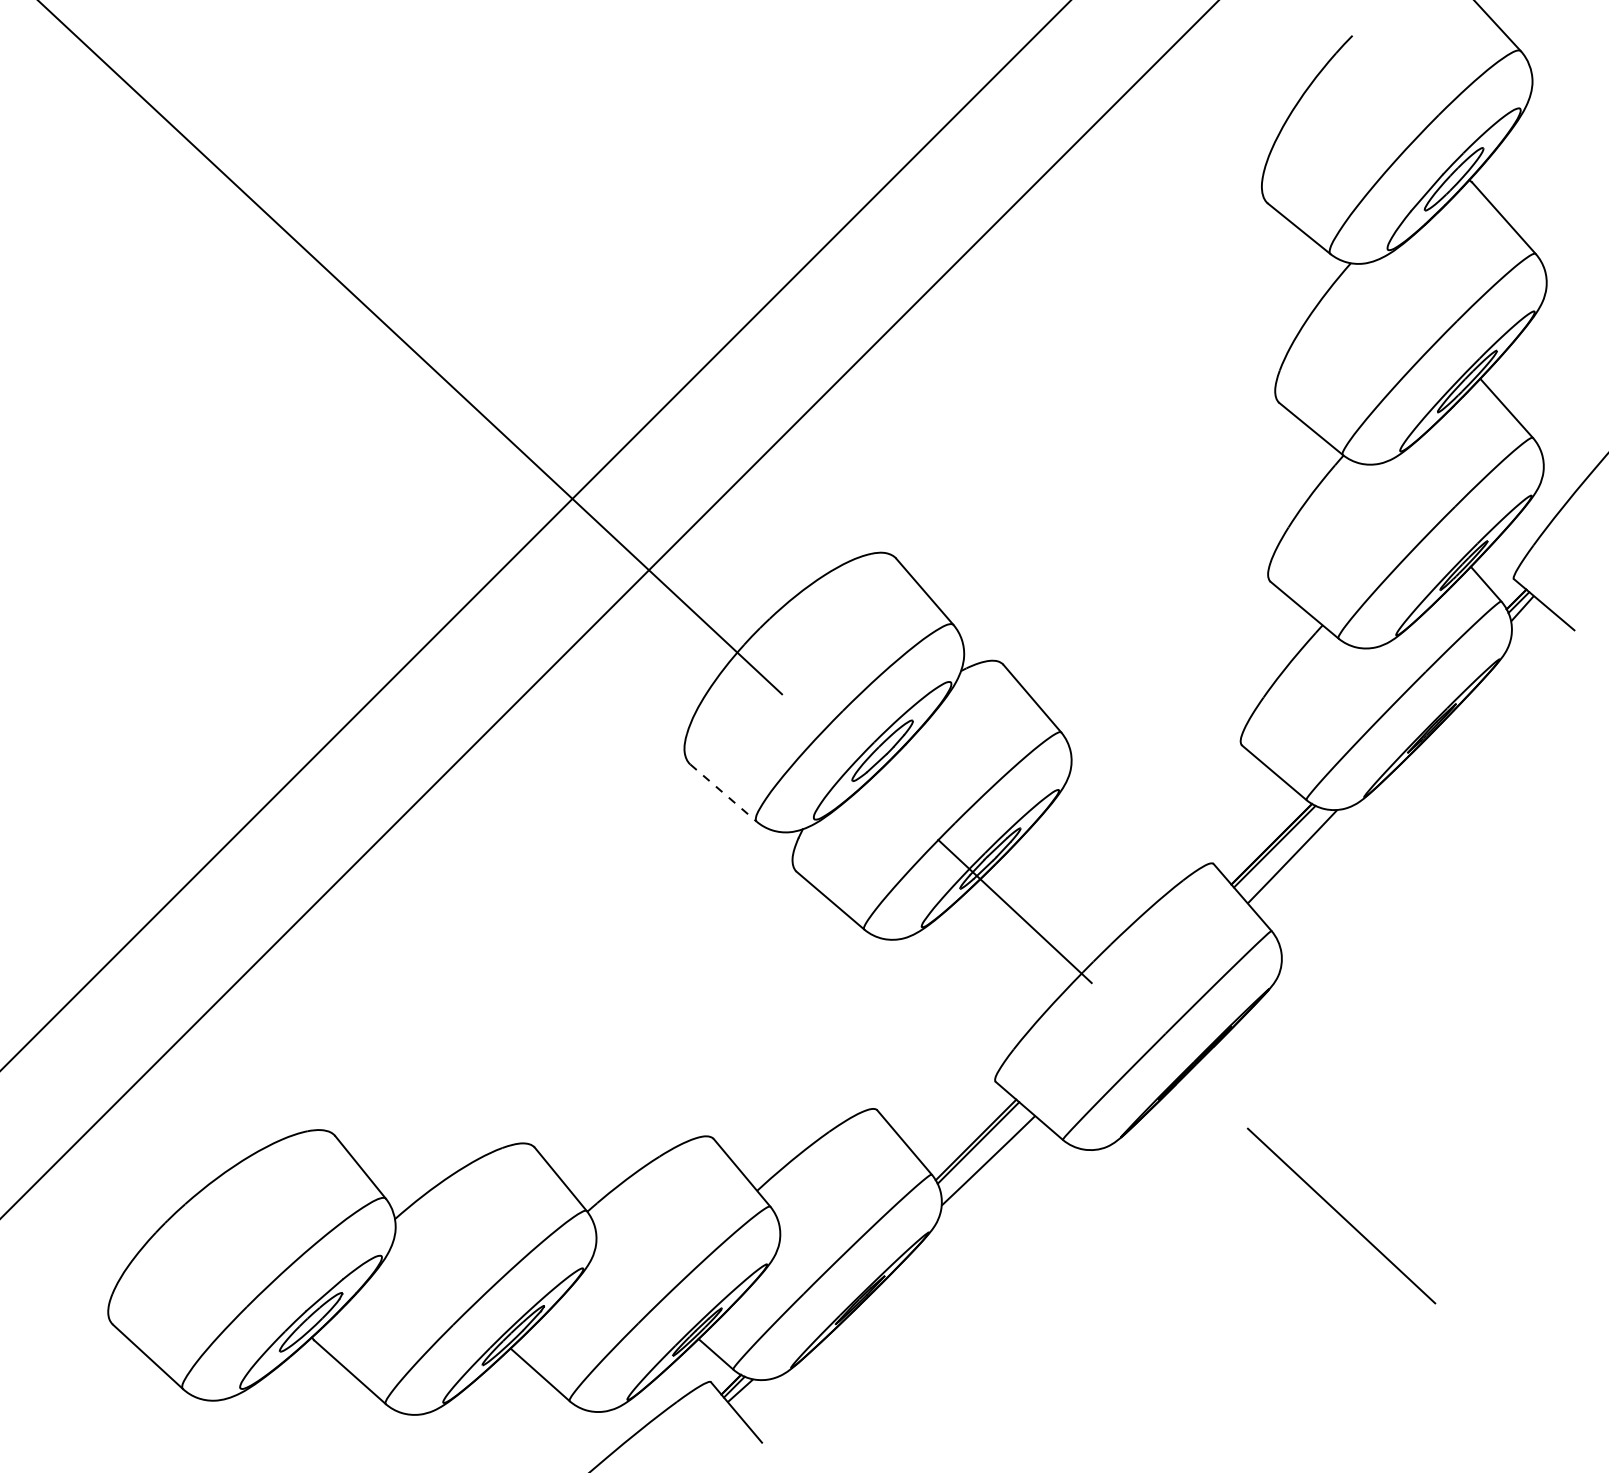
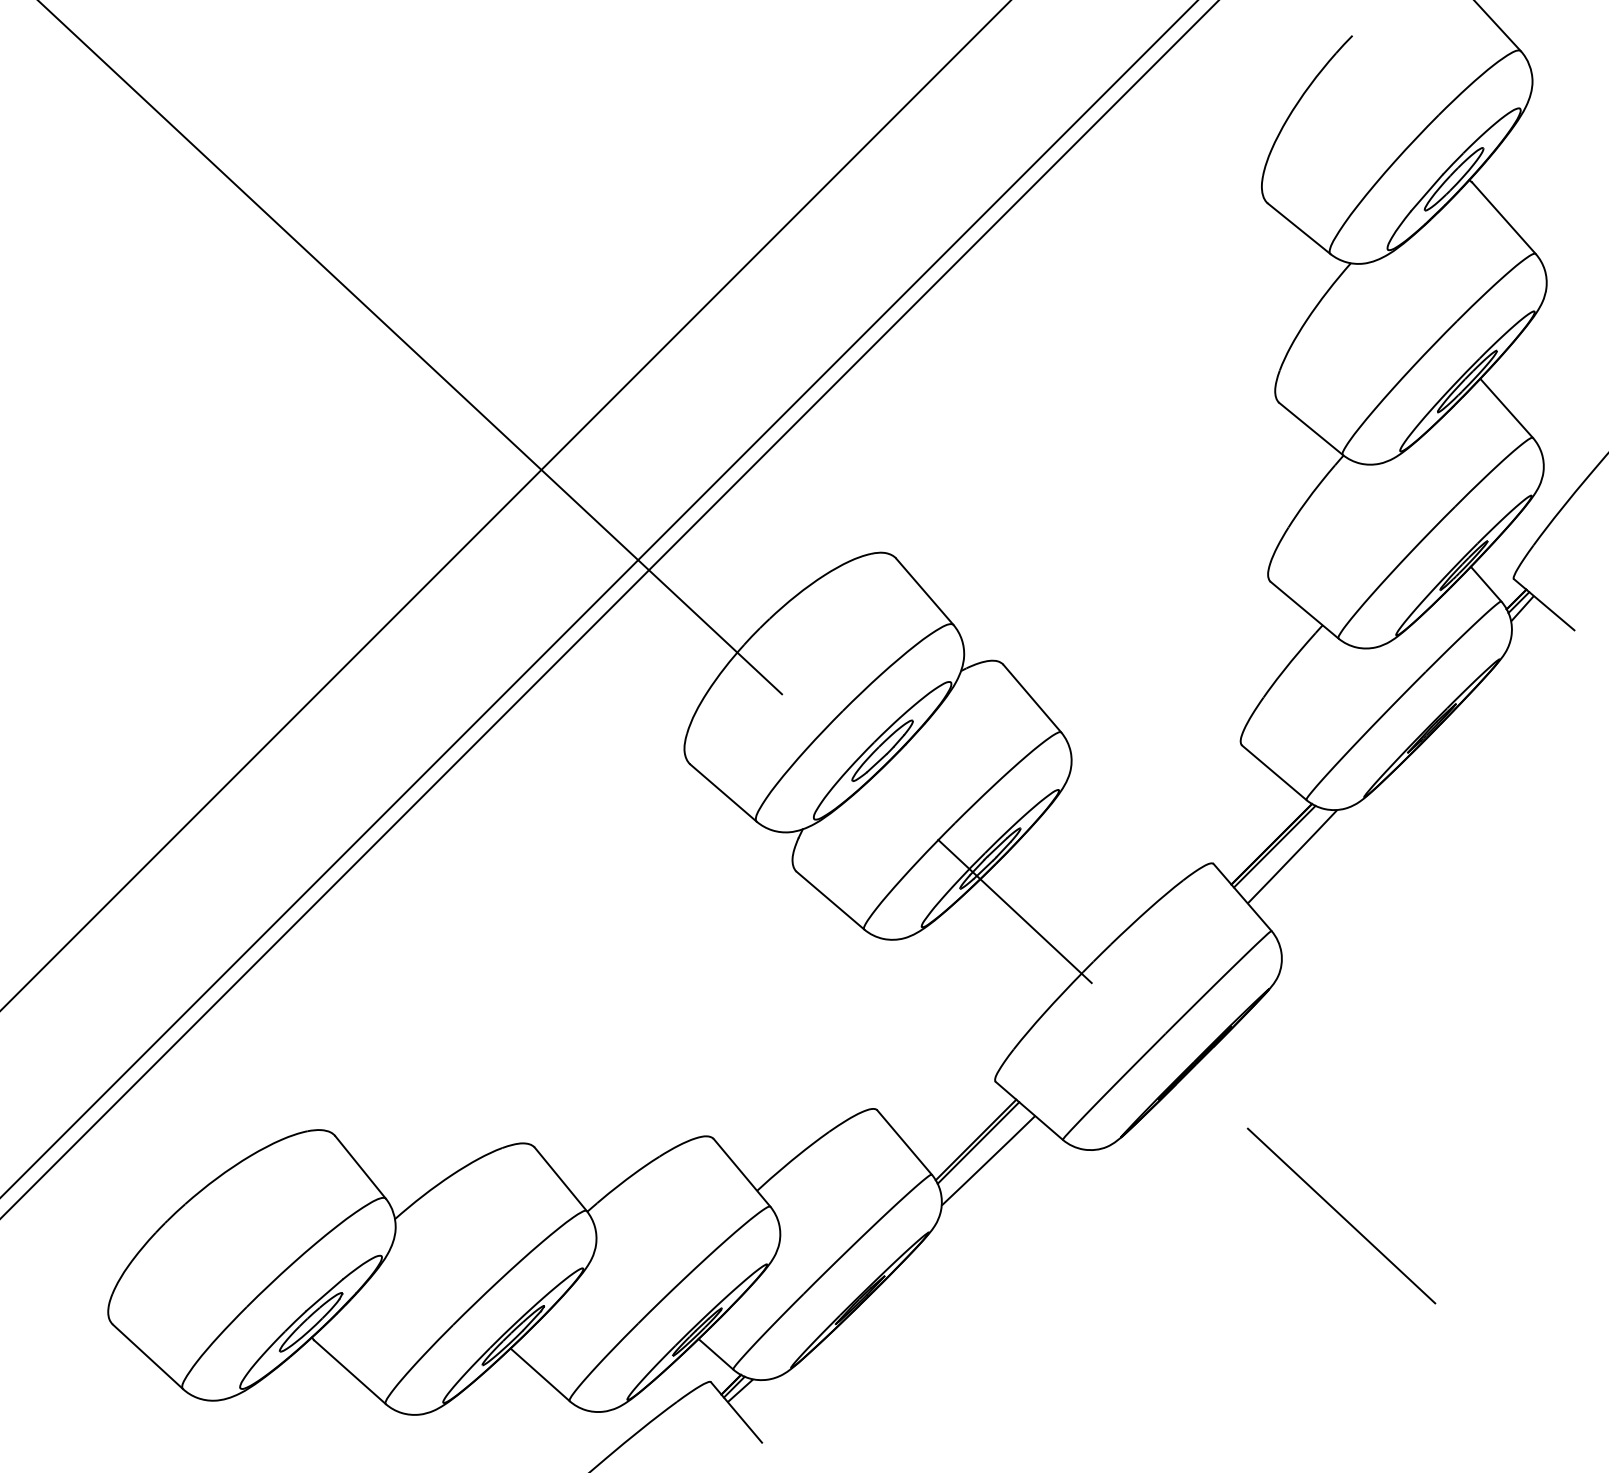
line position: (535, 535) -> (505, 505) (505, 505)
line: none -> present (598, 599)
line: dashed -> solid (723, 793)
